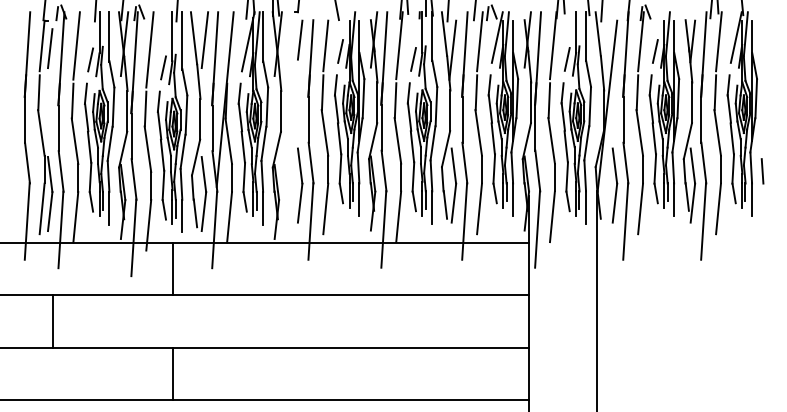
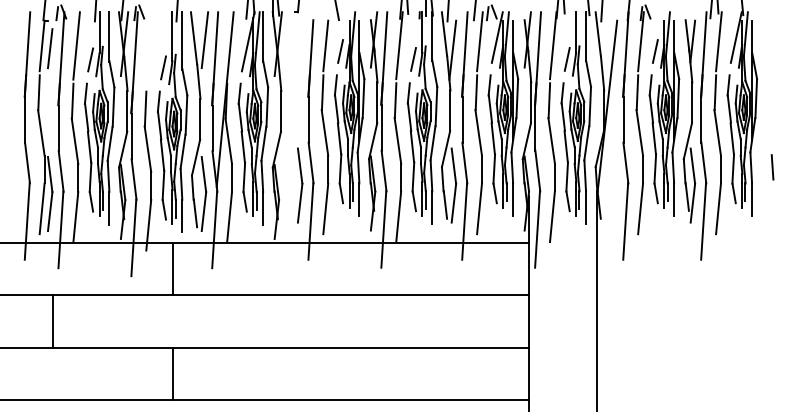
line: present -> none (299, 39)
line: present -> none (149, 49)
line position: (762, 171) -> (772, 167) (772, 167)
part: present -> none (614, 185)
